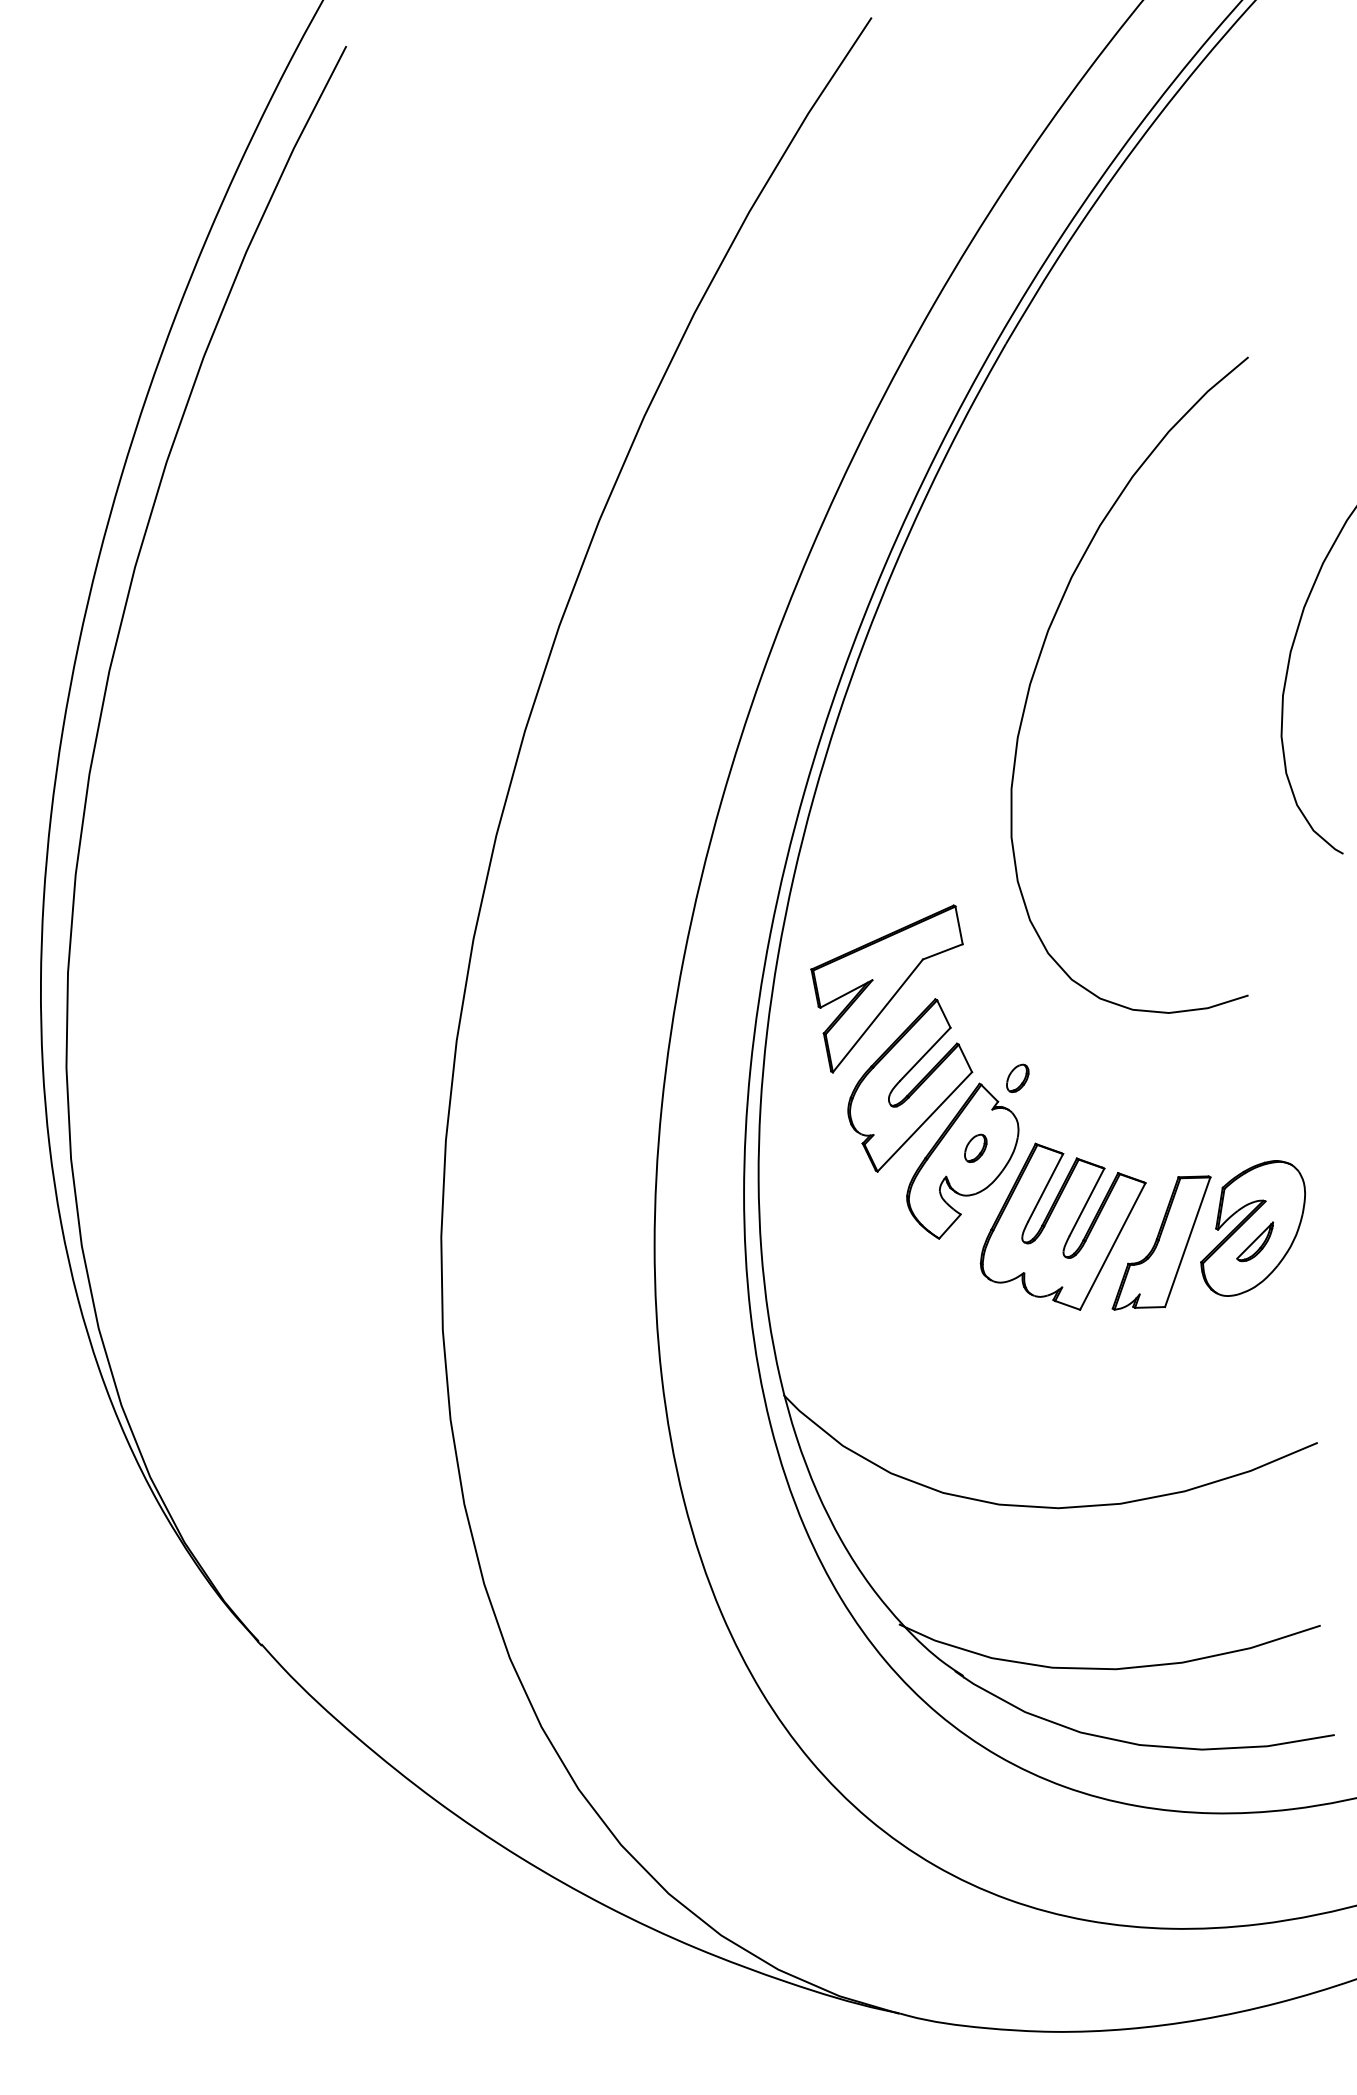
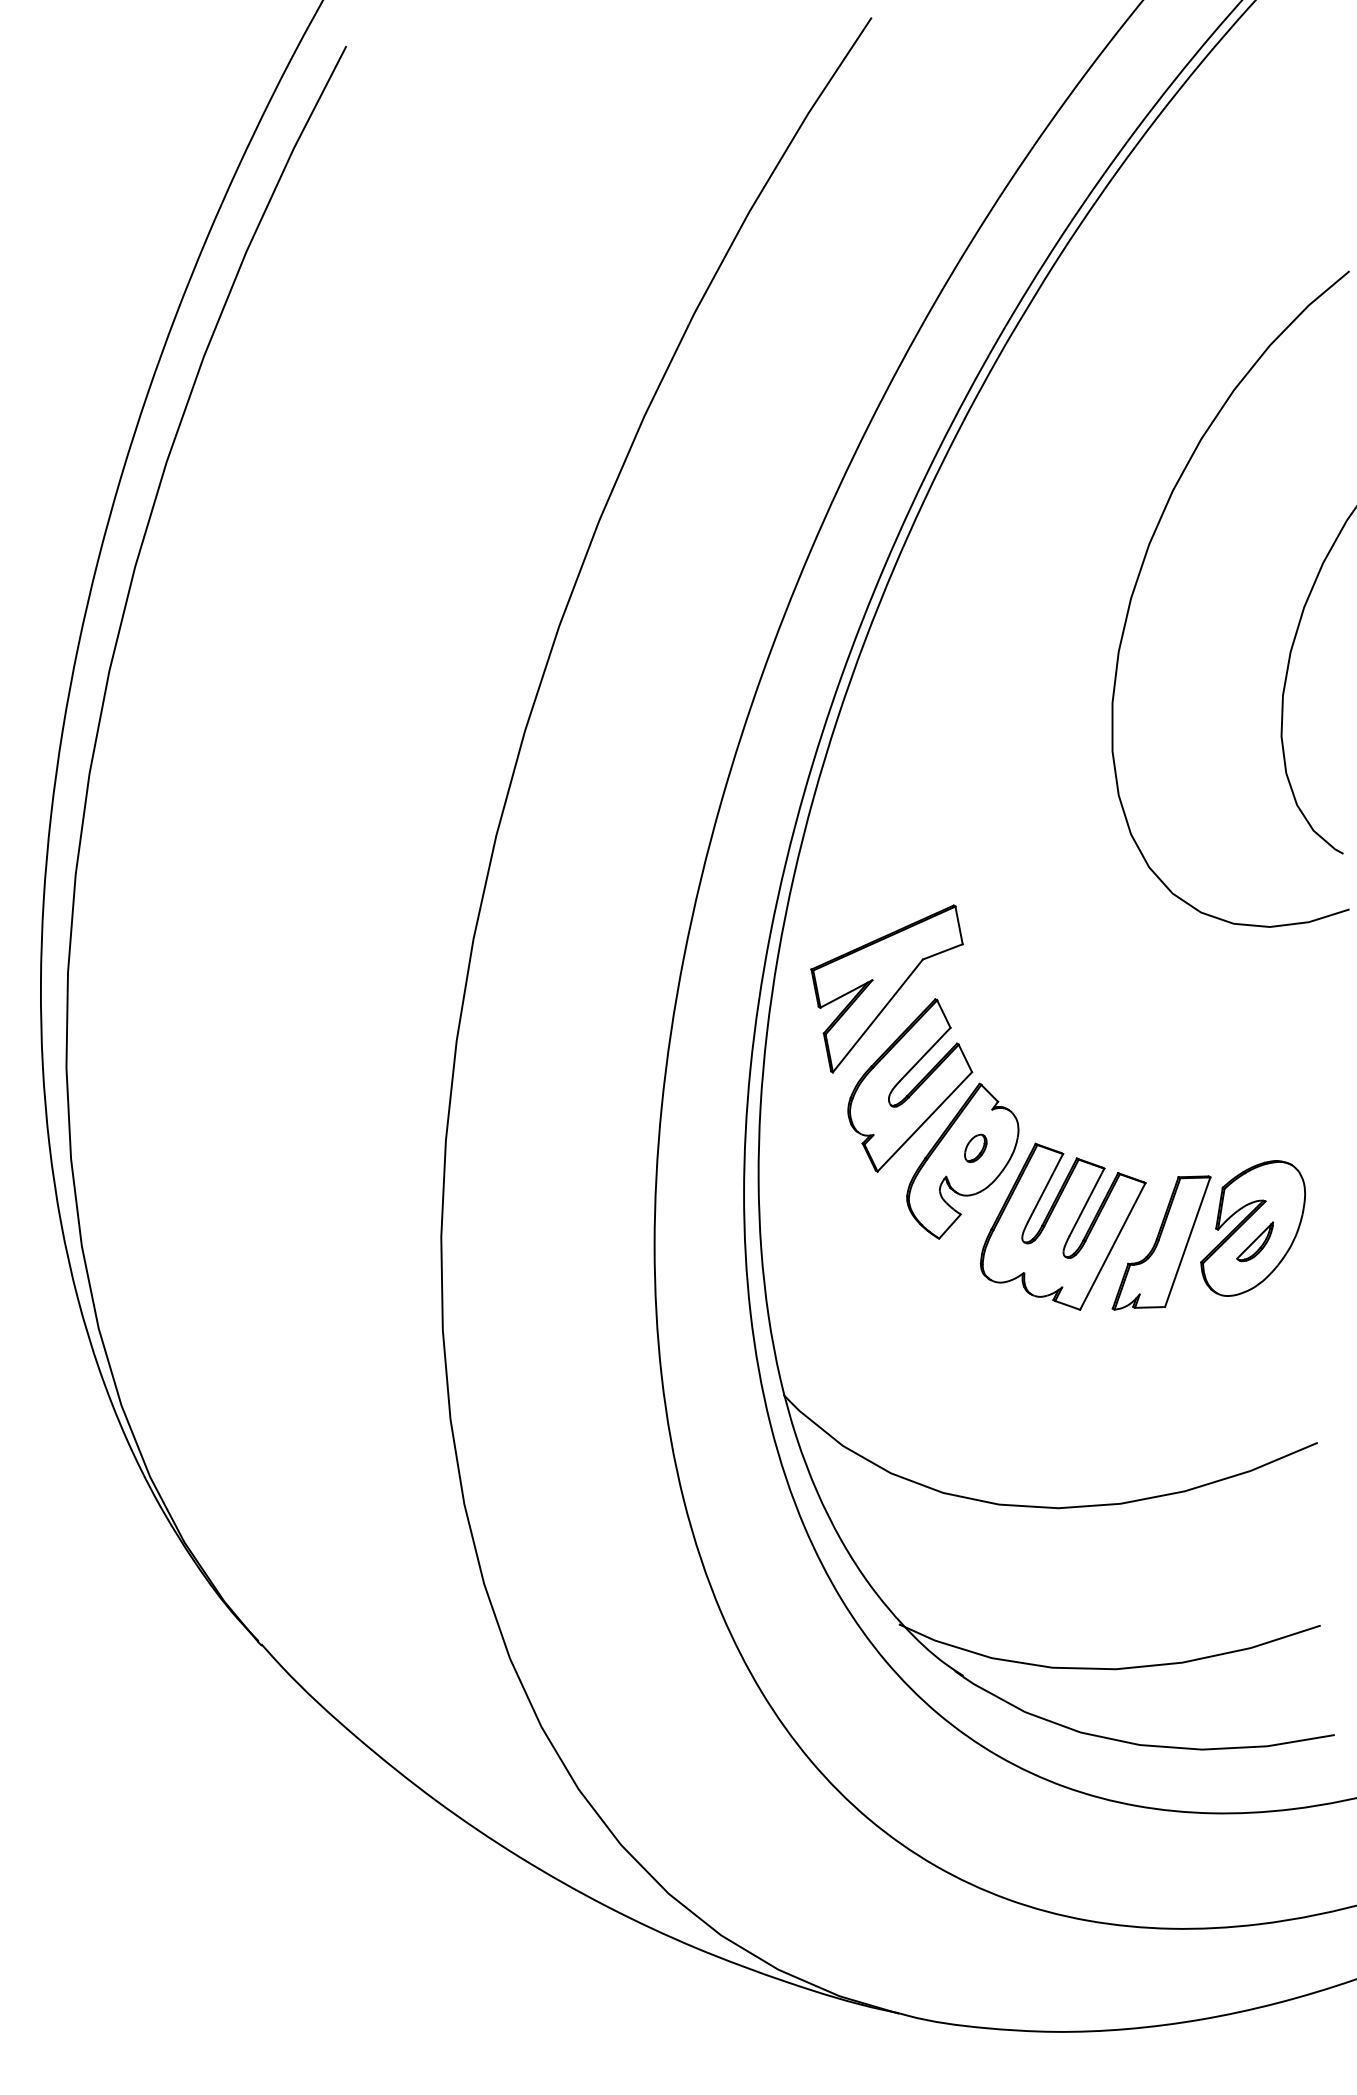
curve position: (1041, 654) -> (1142, 568) (1142, 568)
part: present -> none (1017, 1077)
